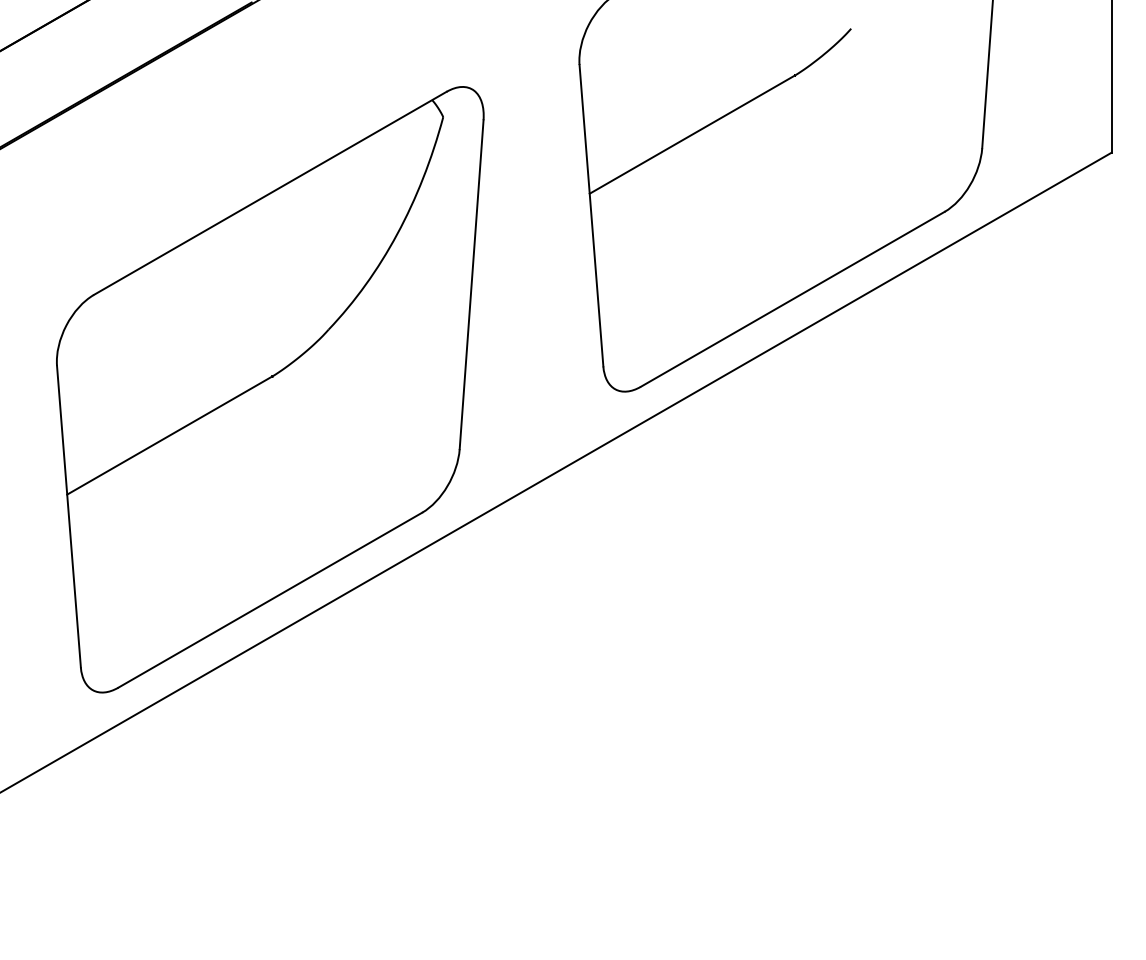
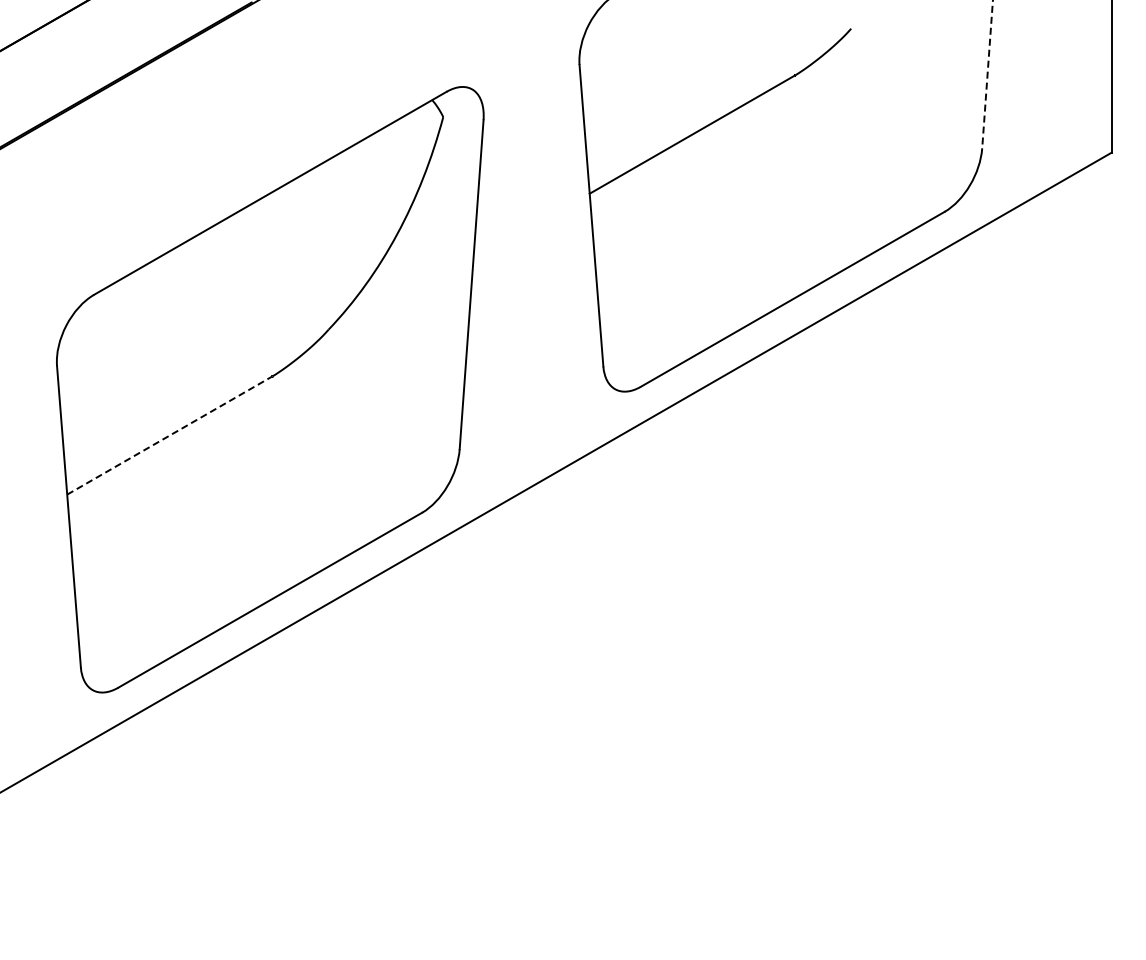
line: solid -> dashed (987, 74)
line: solid -> dashed (170, 435)
